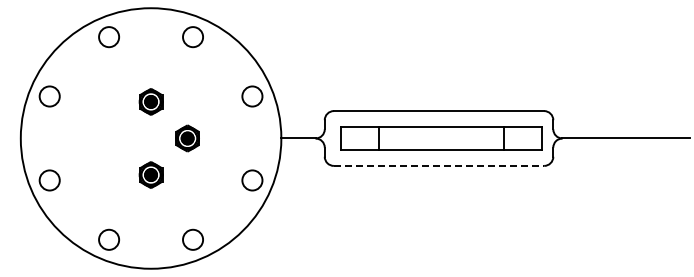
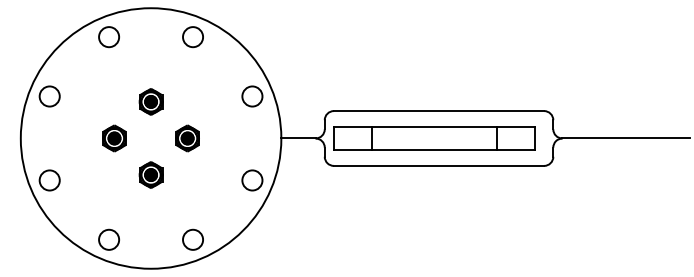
part: none -> present (114, 138)
part position: (441, 138) -> (434, 138) (434, 138)
line: dashed -> solid (439, 165)
